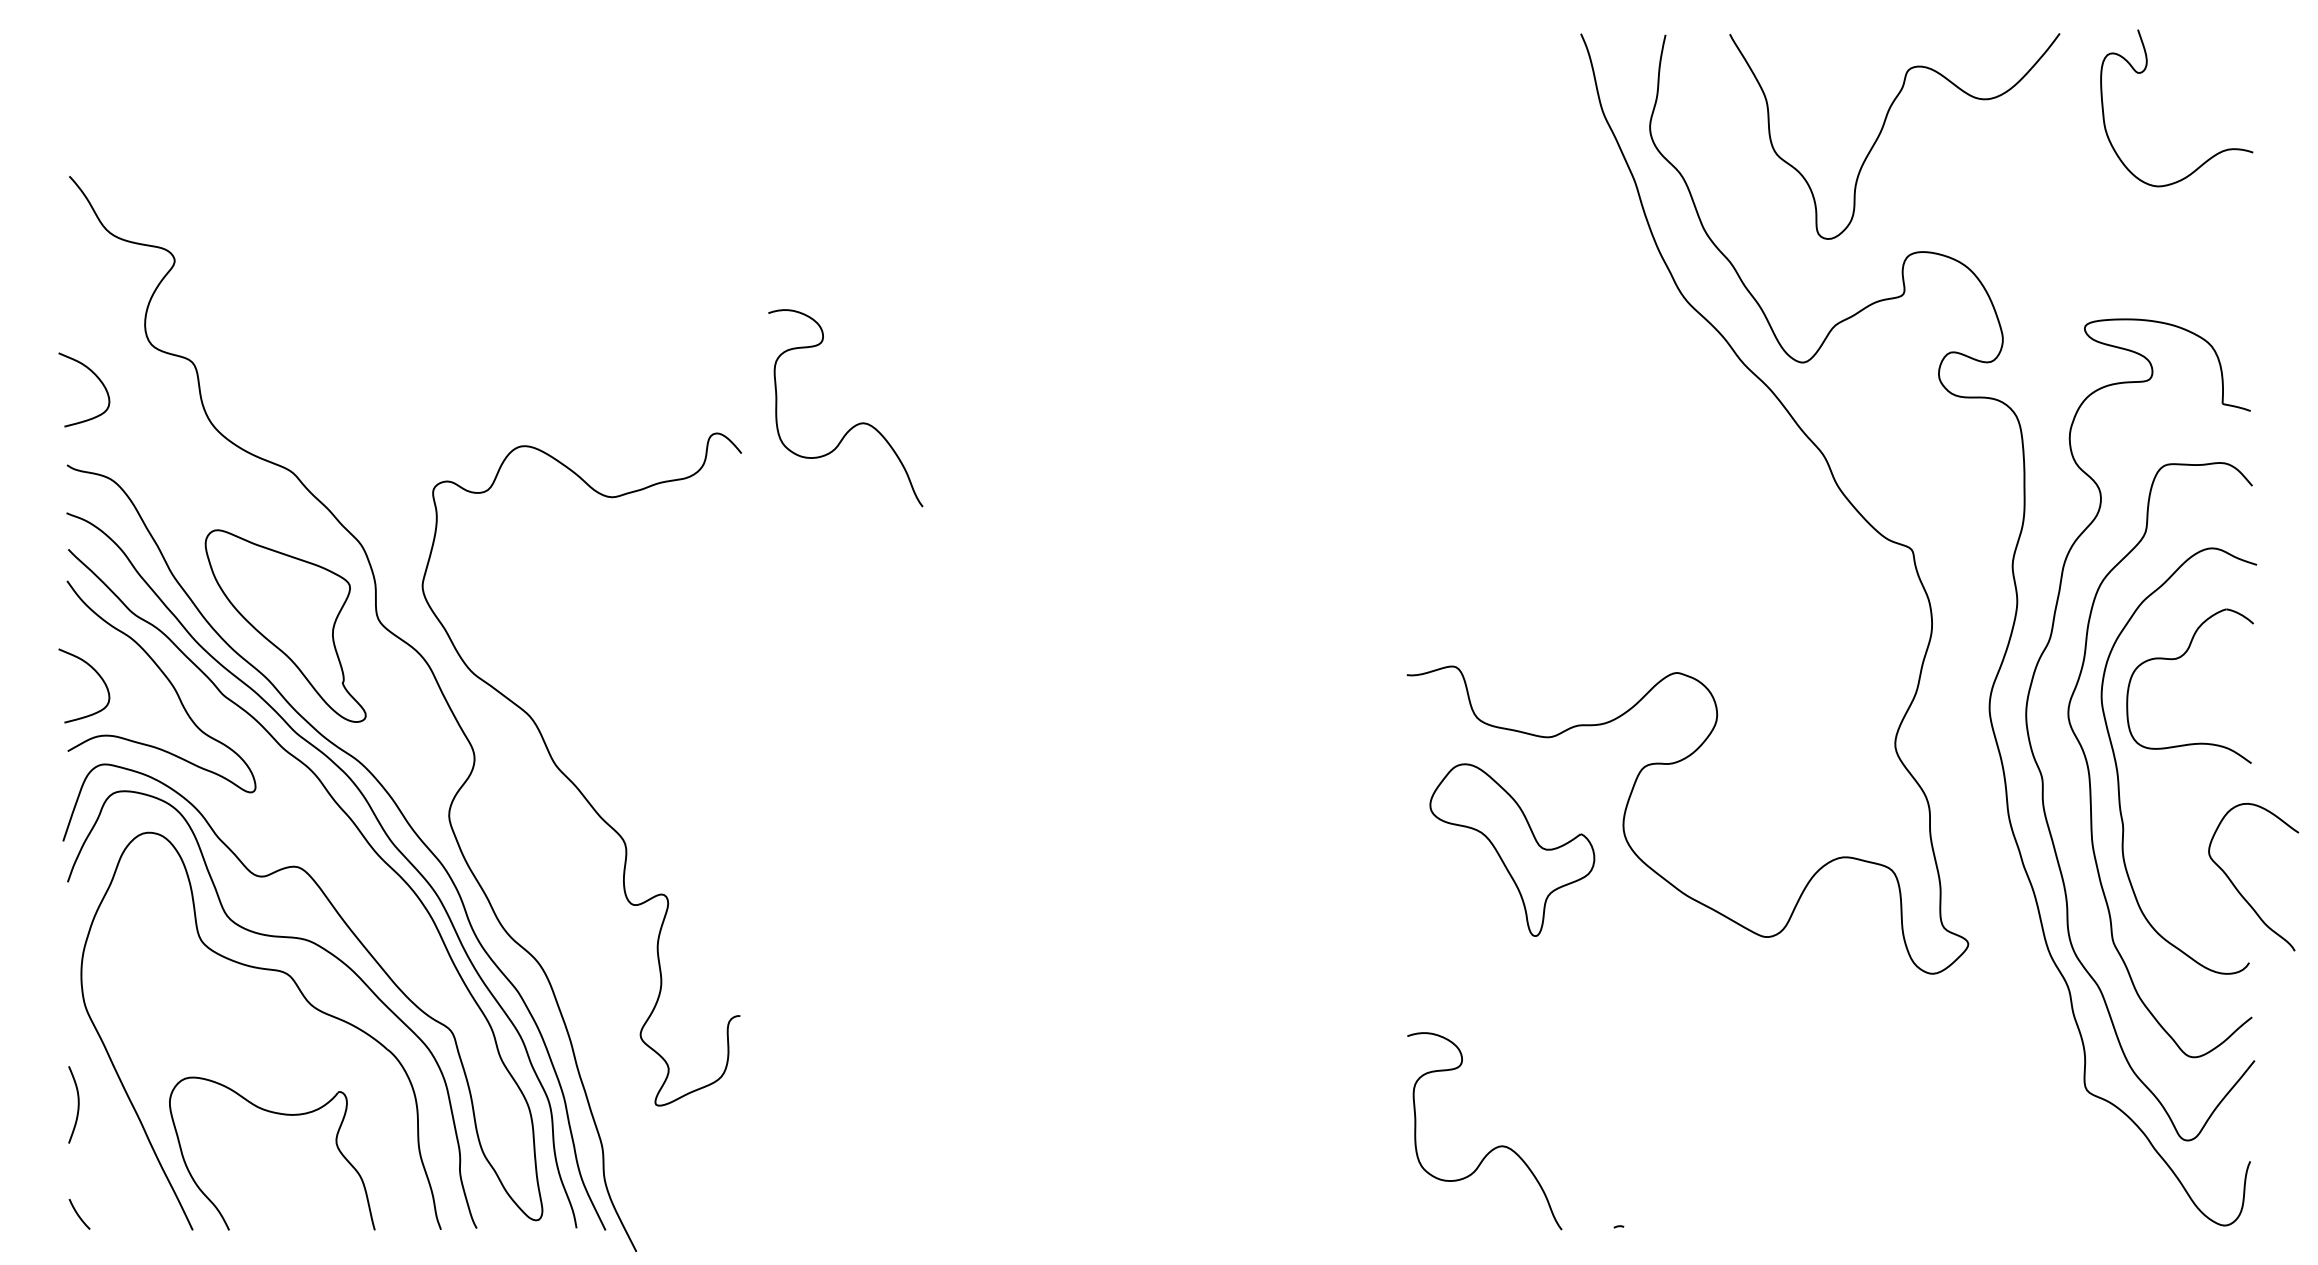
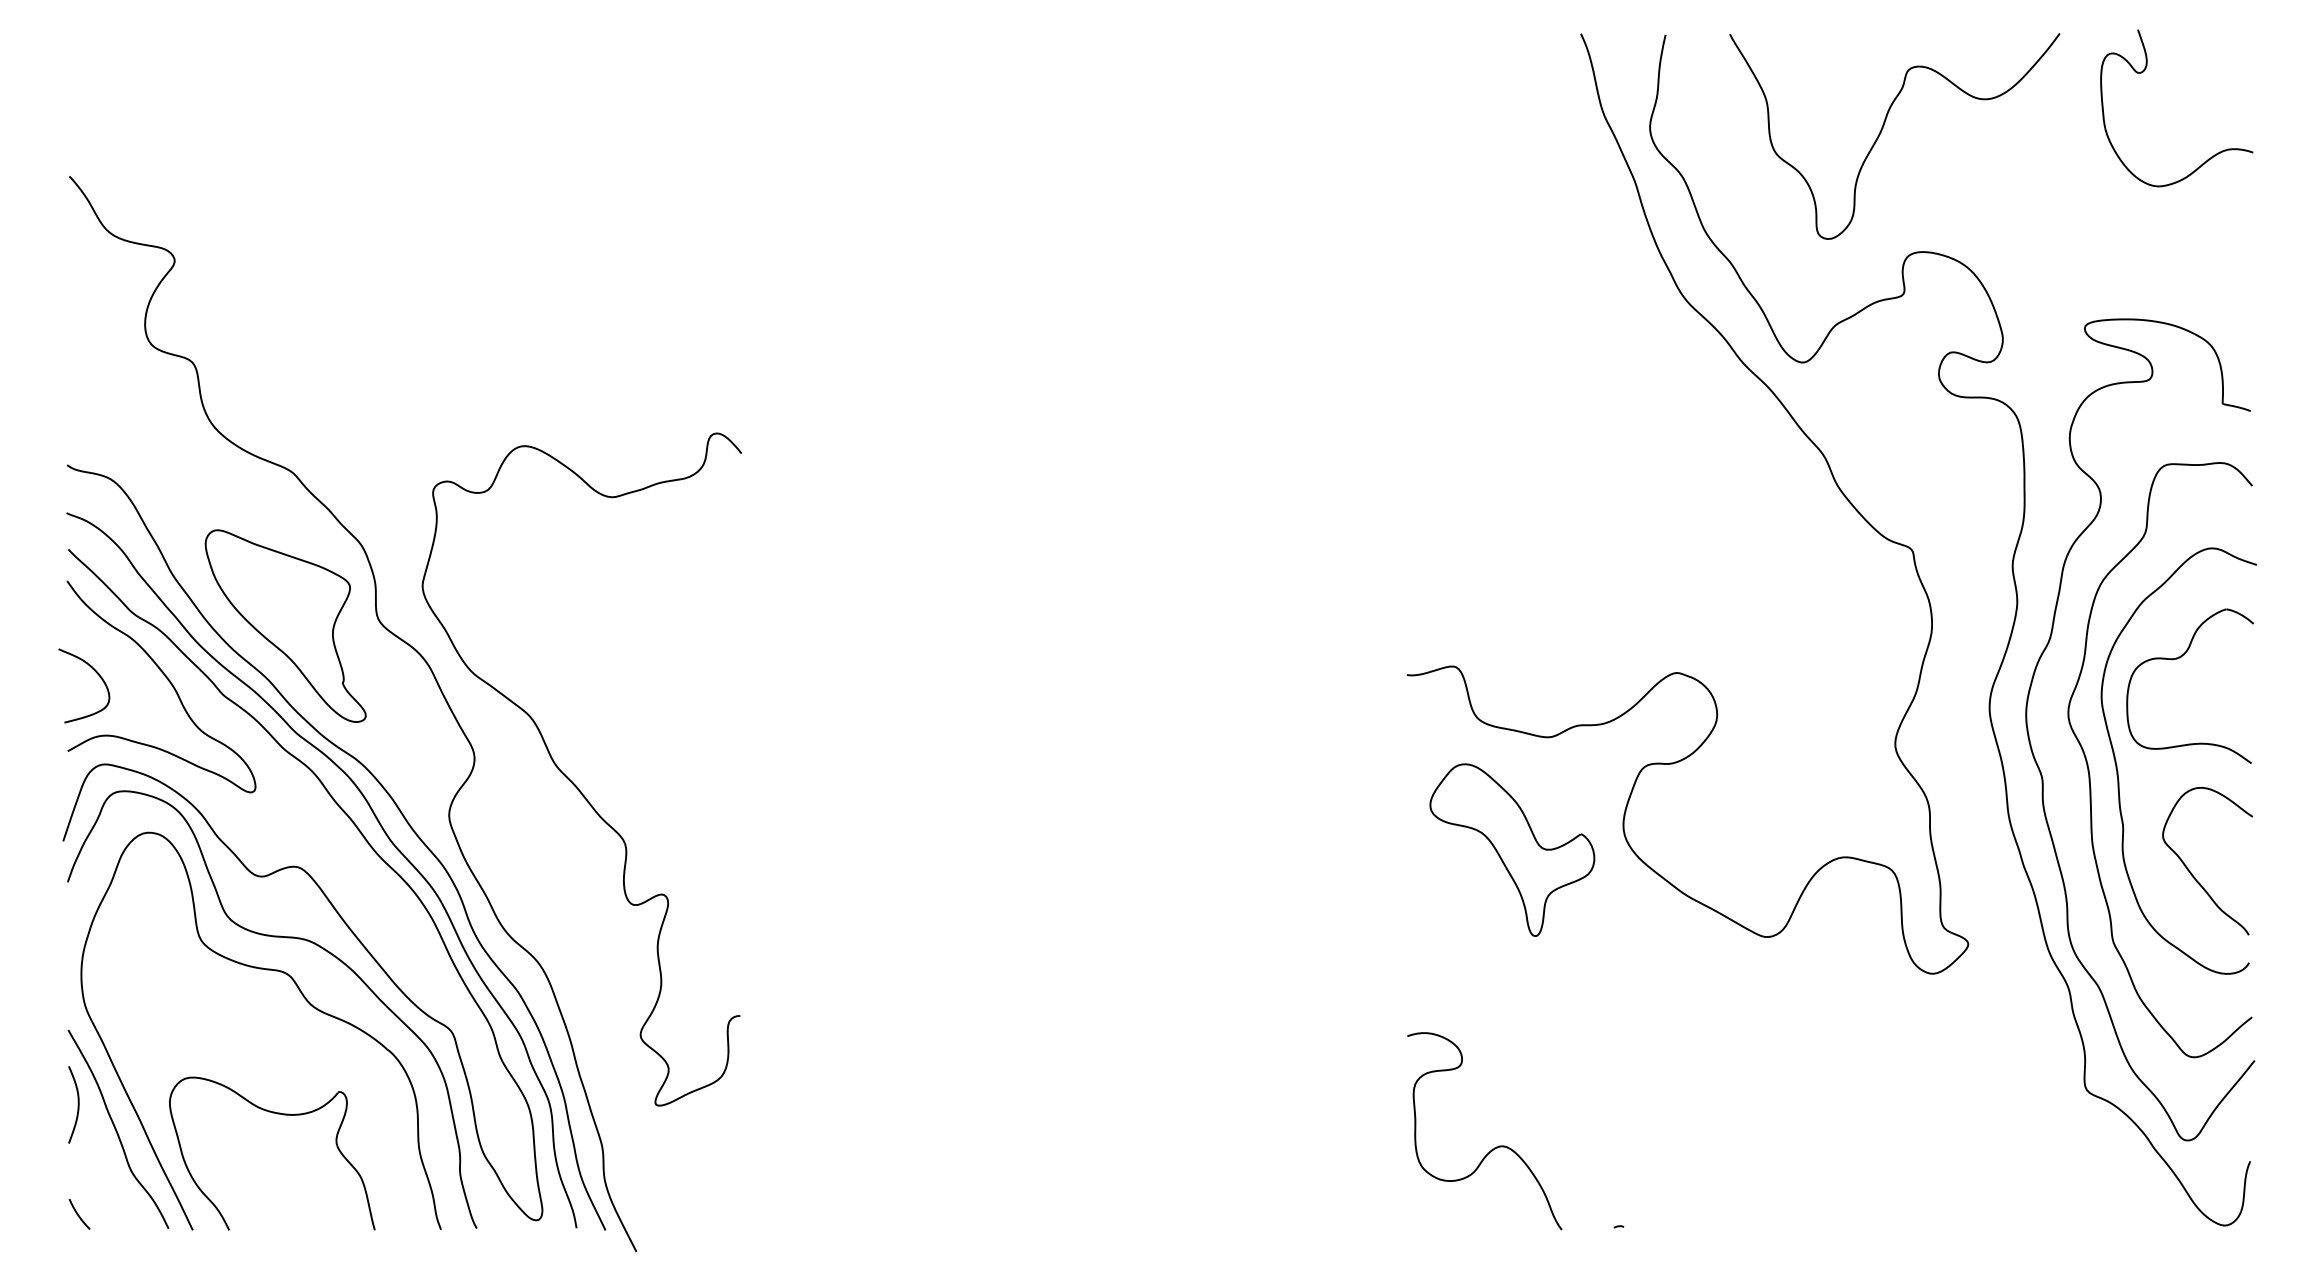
curve: present -> none (96, 377)
curve: present -> none (853, 425)
curve position: (2238, 889) -> (2192, 873) (2192, 873)
curve: none -> present (116, 1128)
